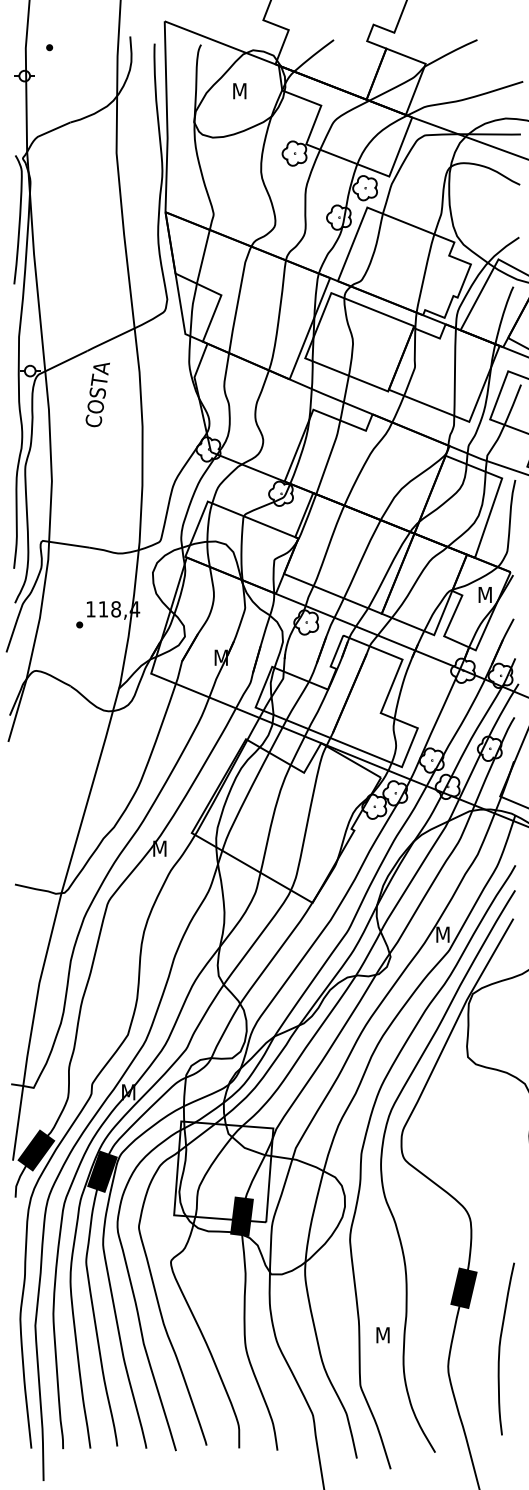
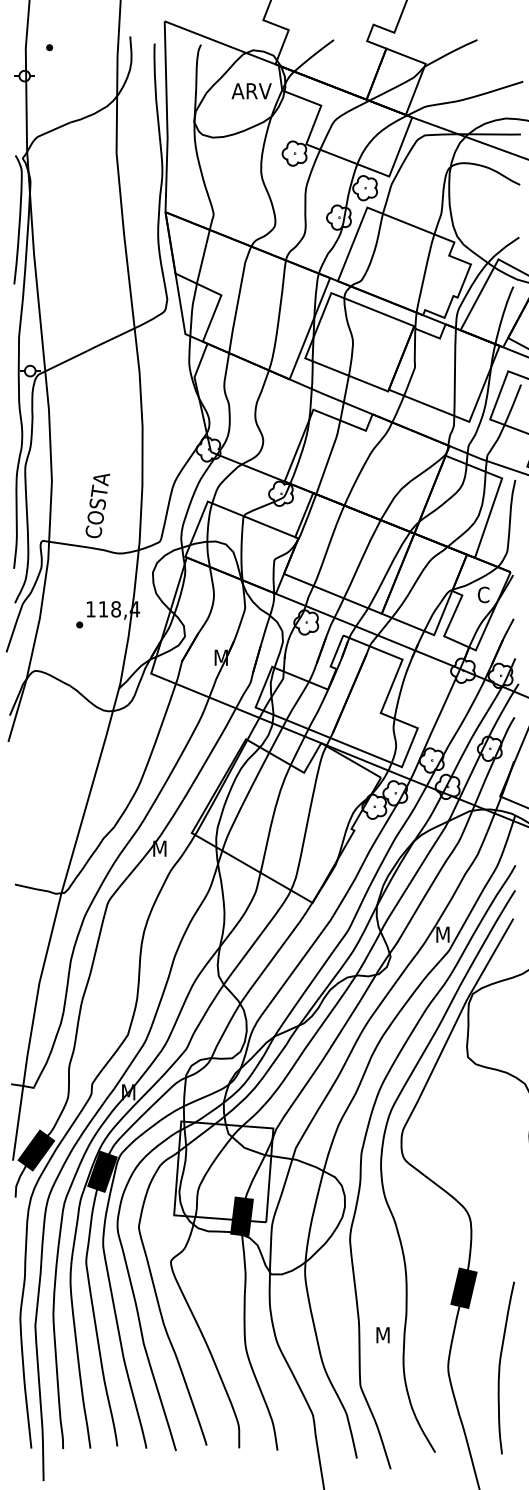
text: M -> ARV (251, 91)
text position: (97, 394) -> (97, 505) (97, 505)
text: M -> C (484, 594)
curve position: (500, 1348) -> (500, 1367) (500, 1367)
